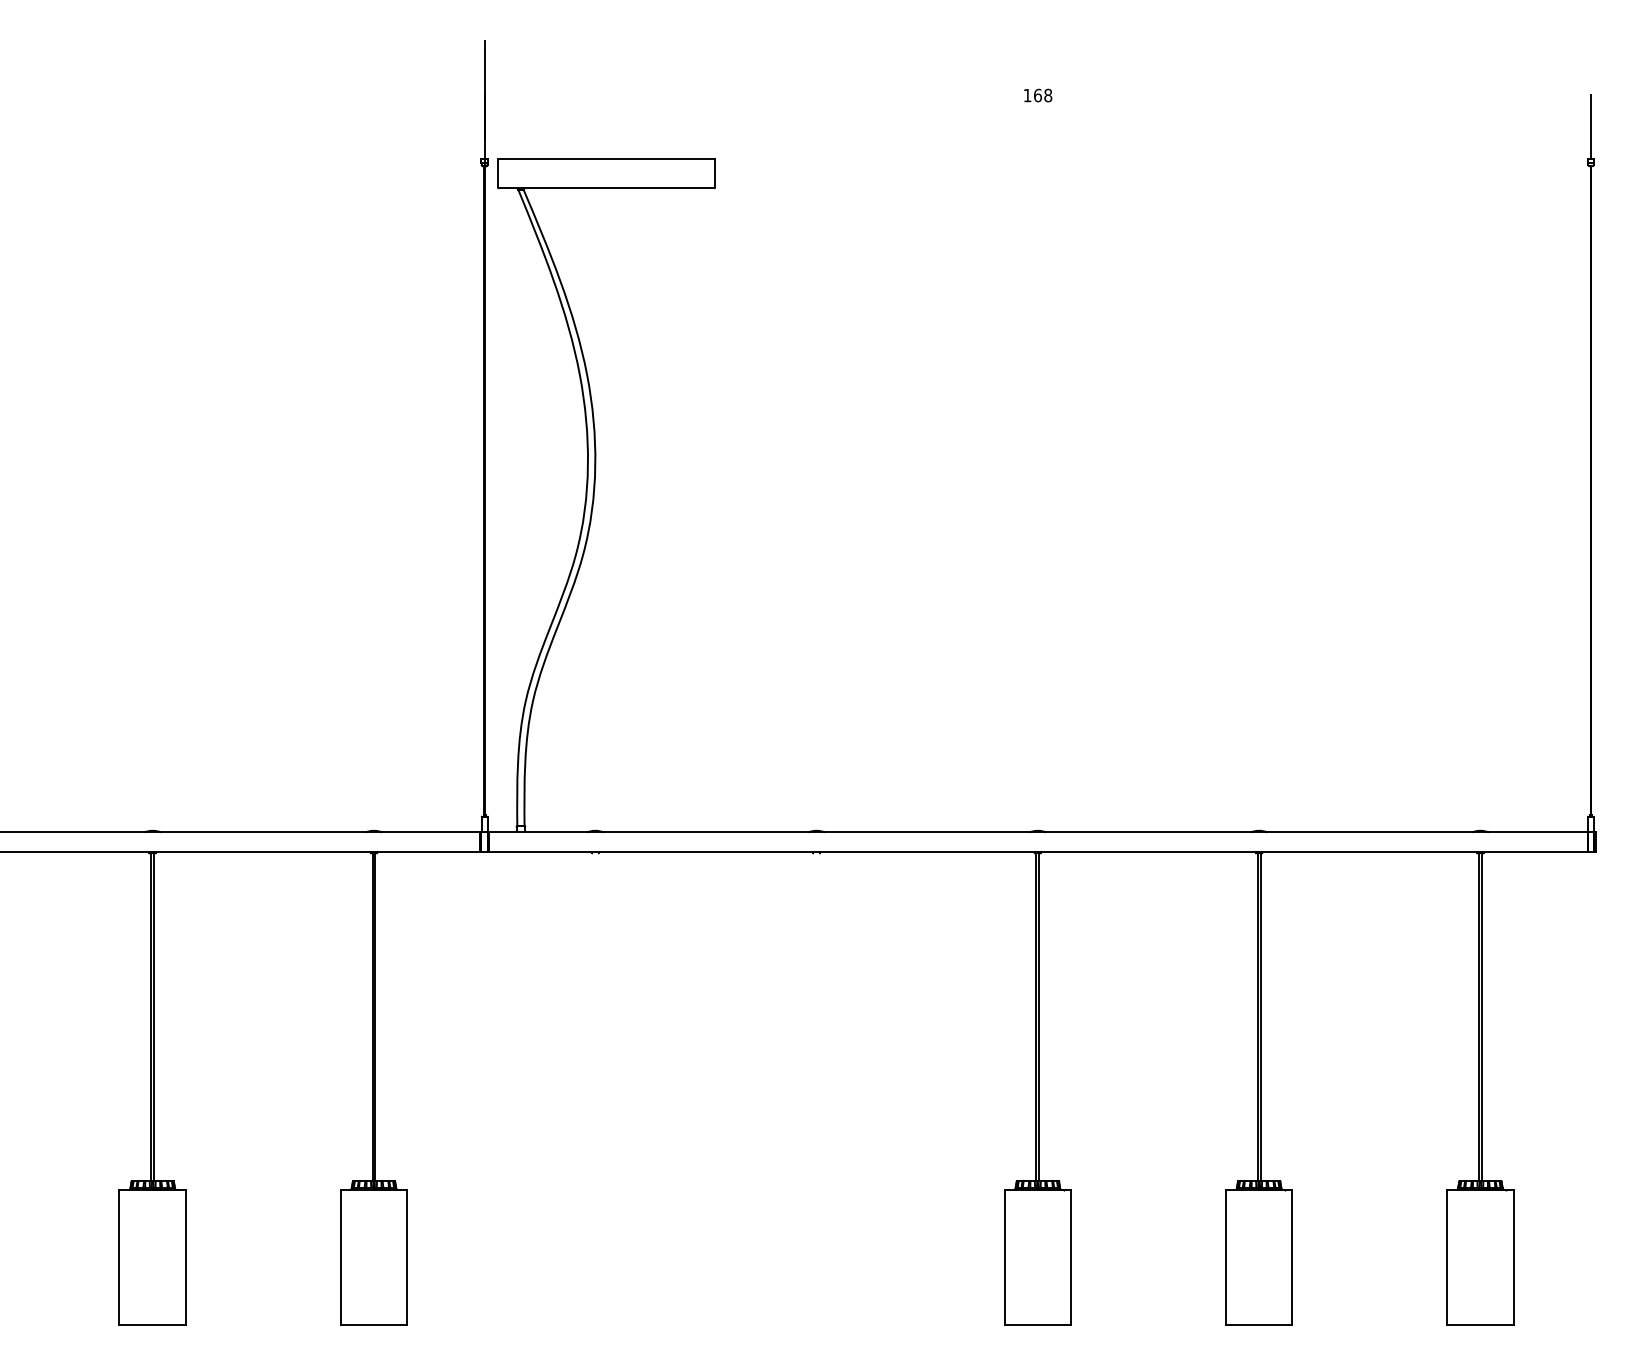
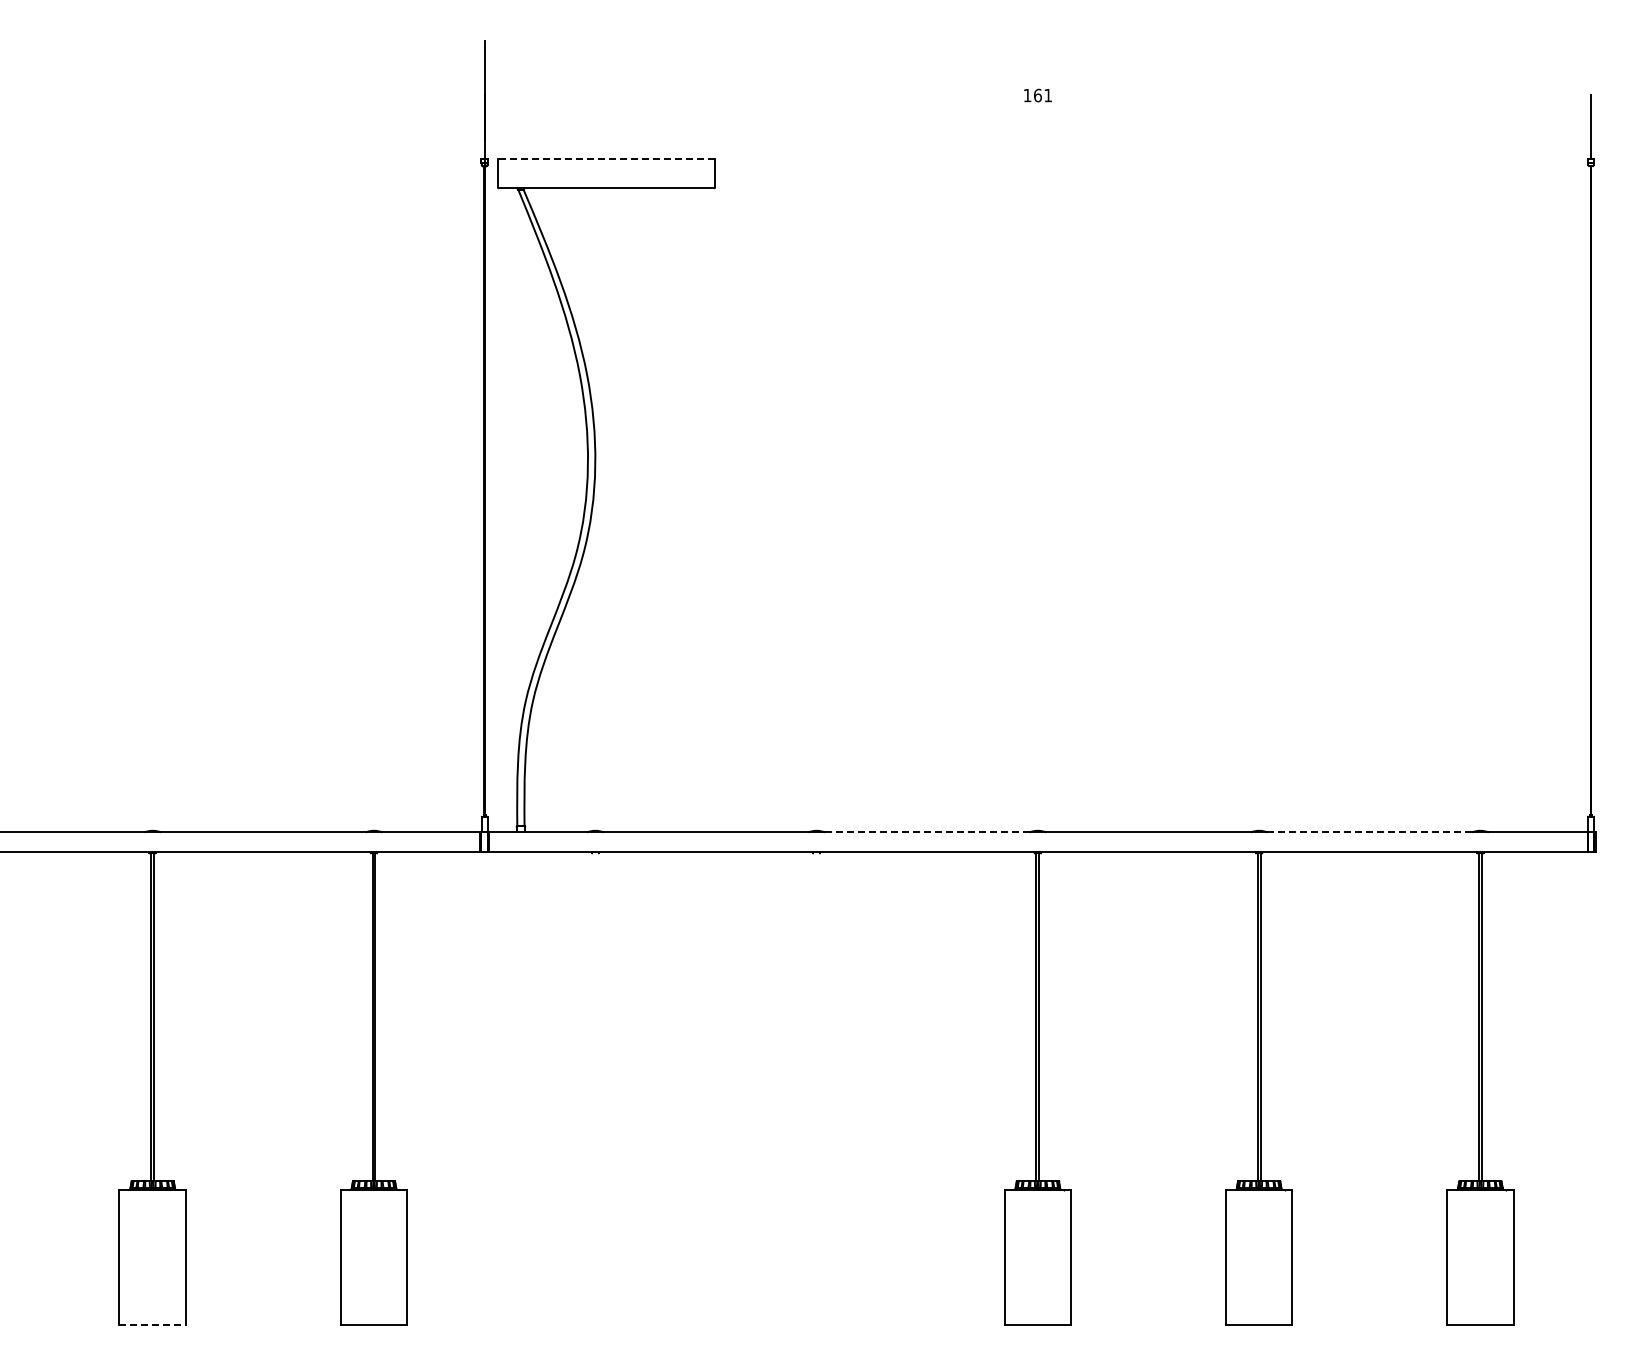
text: 168 -> 161 (1048, 95)
line: solid -> dashed (606, 158)
line: solid -> dashed (926, 832)
line: solid -> dashed (1369, 832)
line: solid -> dashed (153, 1325)
